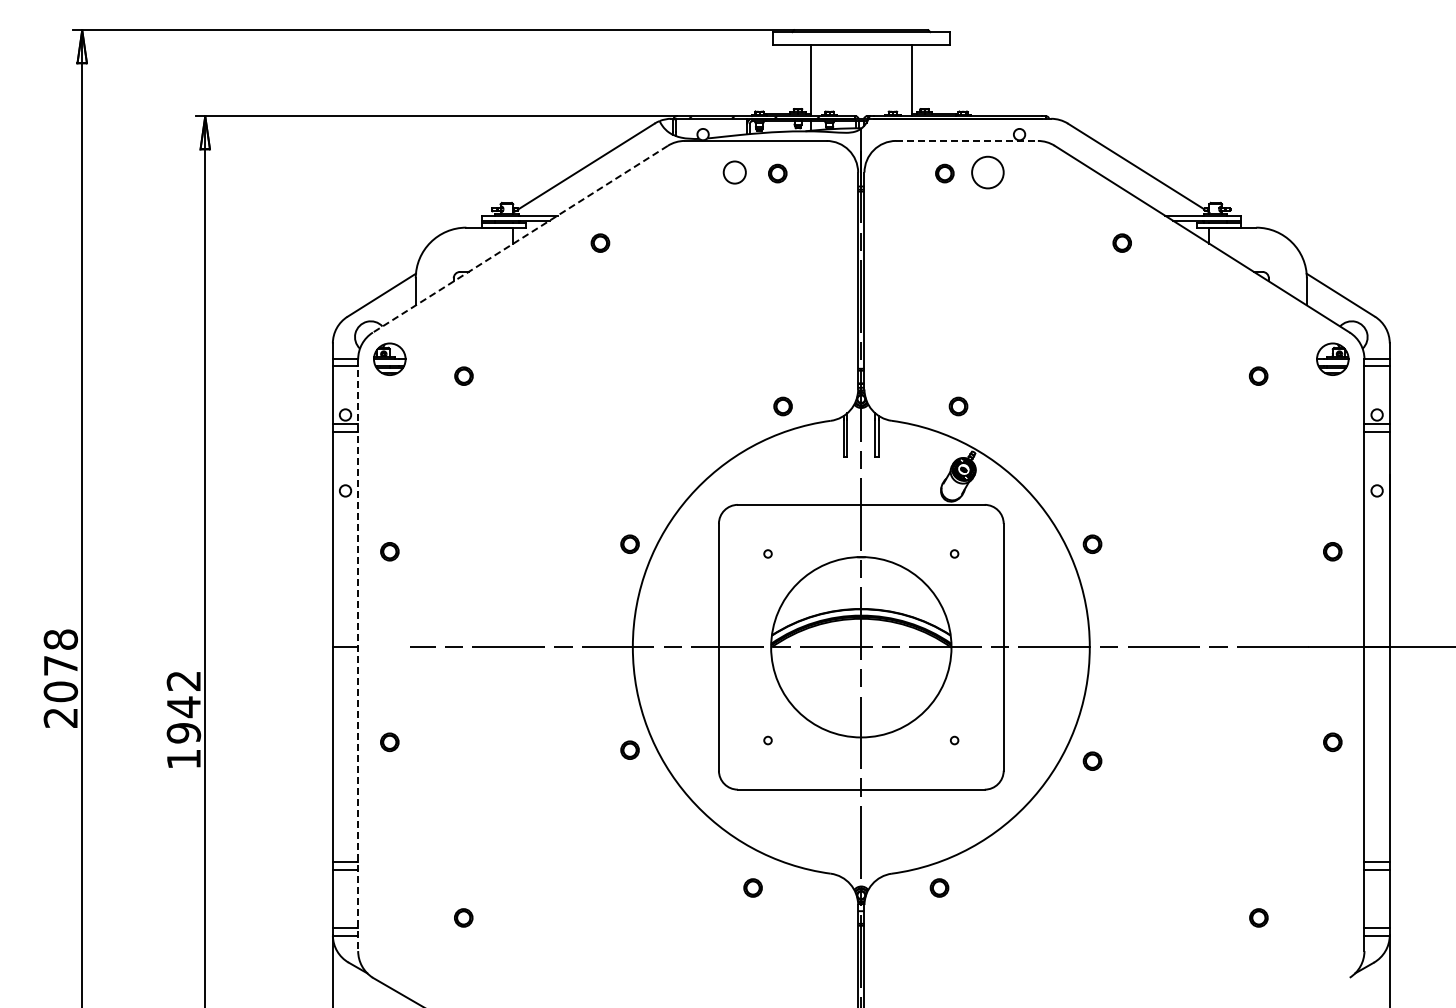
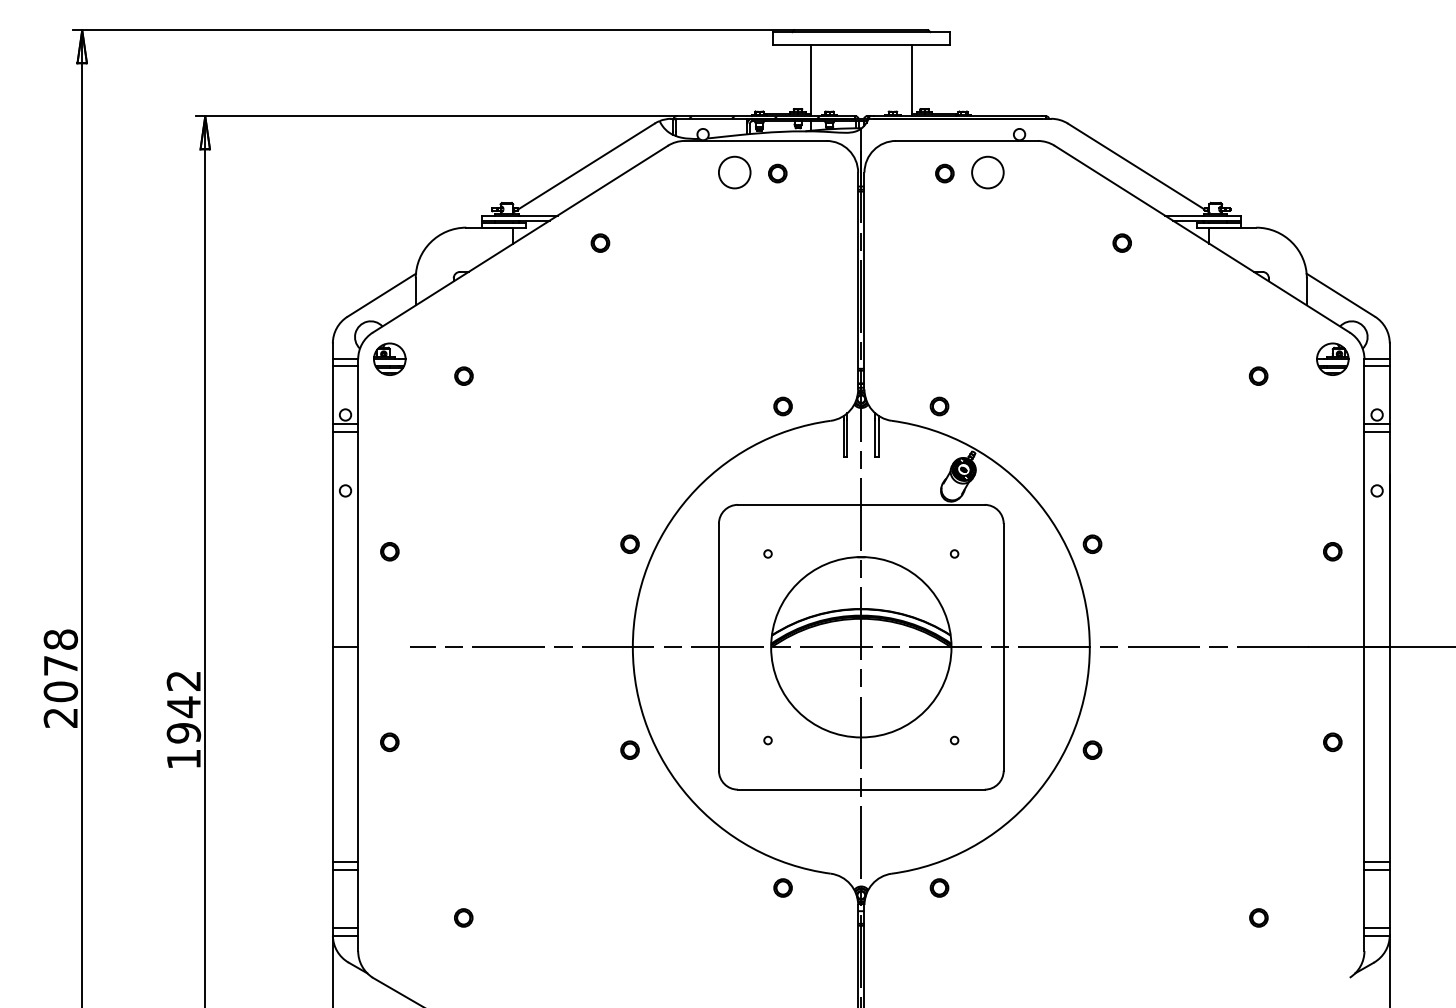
line: dashed -> solid (967, 140)
circle size: 25x25 px -> 34x35 px (734, 172)
line: dashed -> solid (520, 239)
part position: (958, 406) -> (939, 406) (939, 406)
line: dashed -> solid (358, 655)
part position: (1092, 760) -> (1092, 749) (1092, 749)
part position: (752, 887) -> (782, 887) (782, 887)
